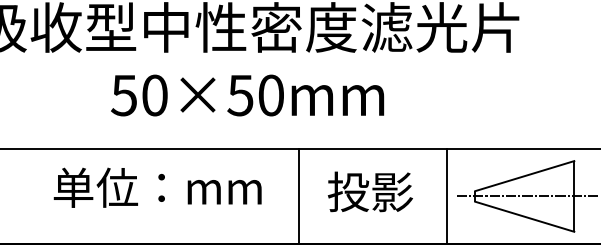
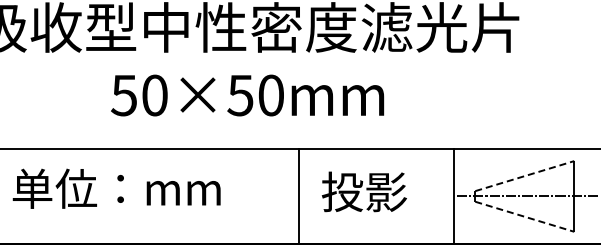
line: solid -> dashed (524, 176)
text position: (157, 187) -> (116, 188) (116, 188)
text position: (369, 191) -> (363, 191) (363, 191)
line position: (446, 196) -> (453, 196) (453, 196)
line: solid -> dashed (524, 216)
